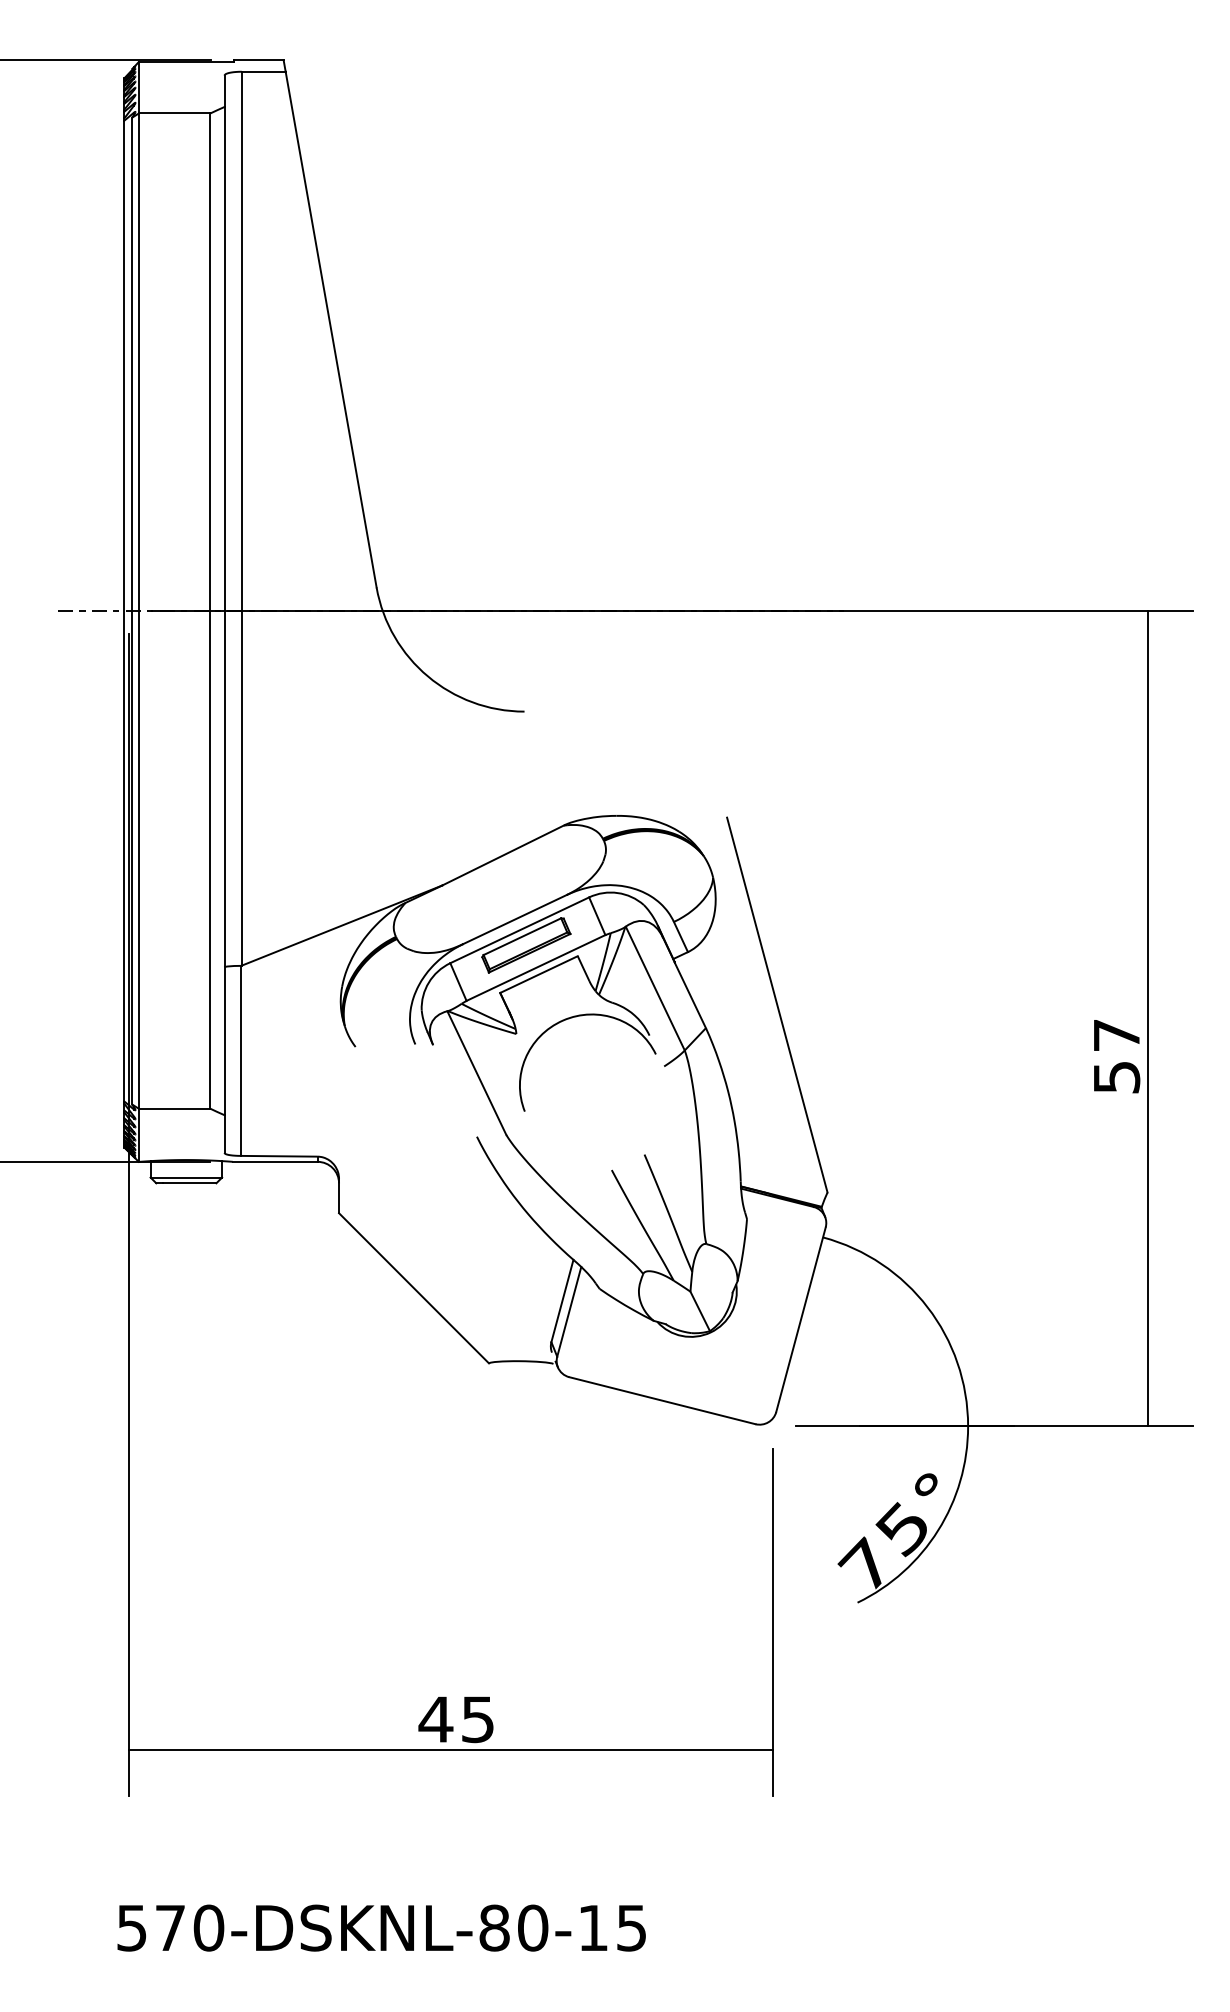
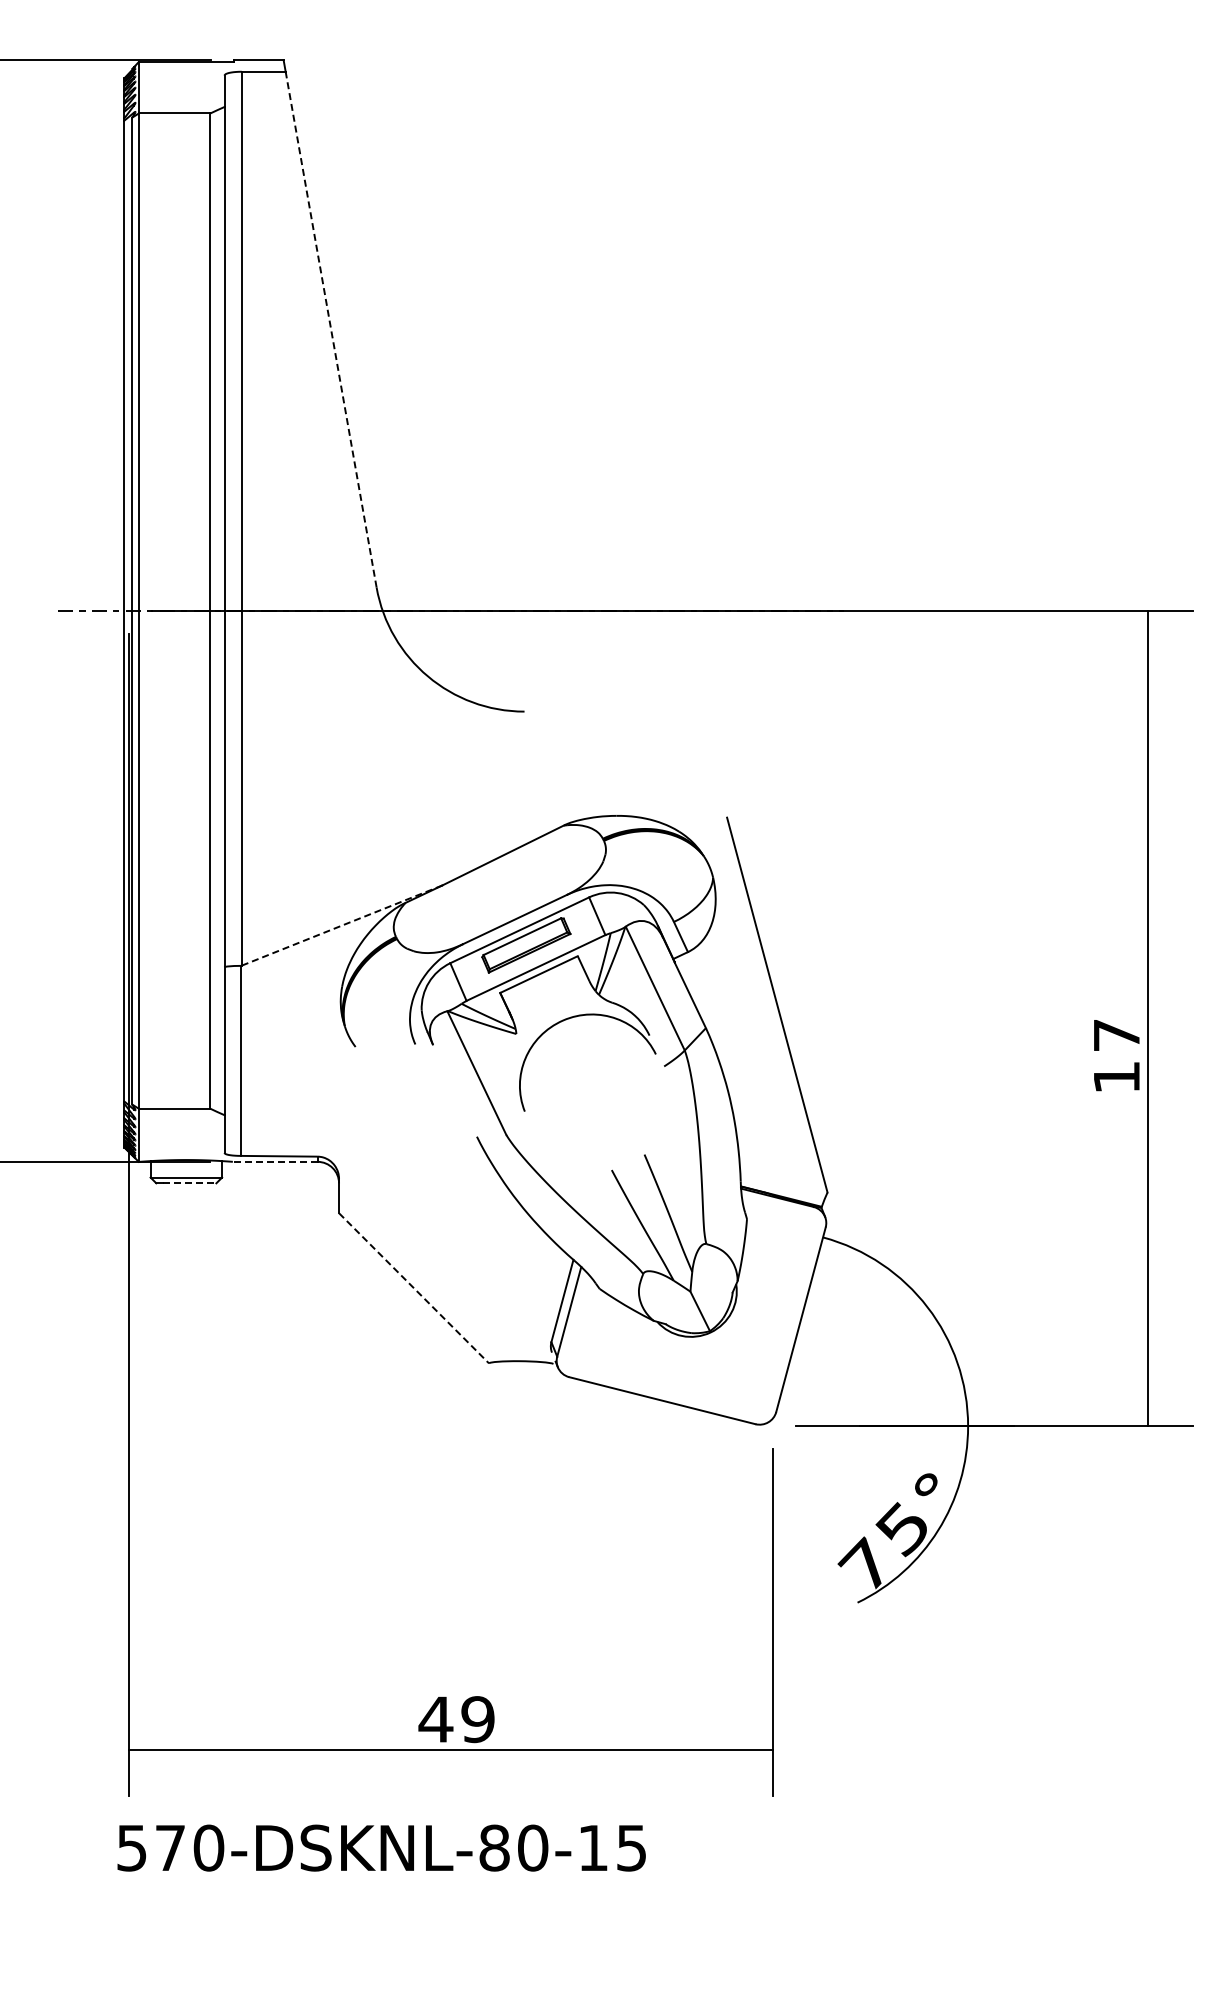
line: solid -> dashed (331, 329)
line: solid -> dashed (342, 925)
text: 57 -> 17 (1117, 1077)
line: solid -> dashed (274, 1161)
line: solid -> dashed (189, 1183)
line: solid -> dashed (414, 1288)
text: 45 -> 49 (477, 1719)
text position: (381, 1927) -> (381, 1847) (381, 1847)
